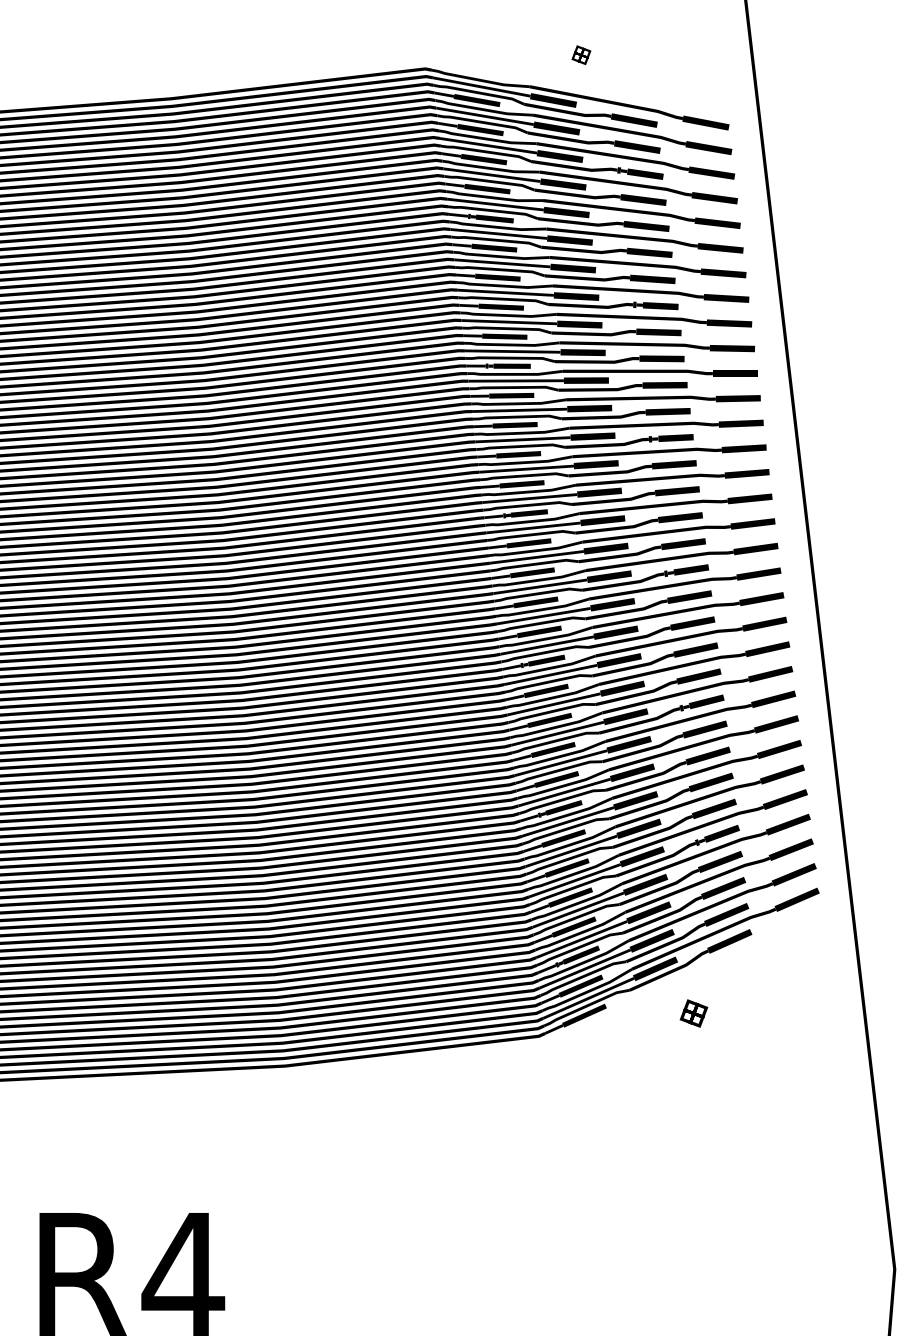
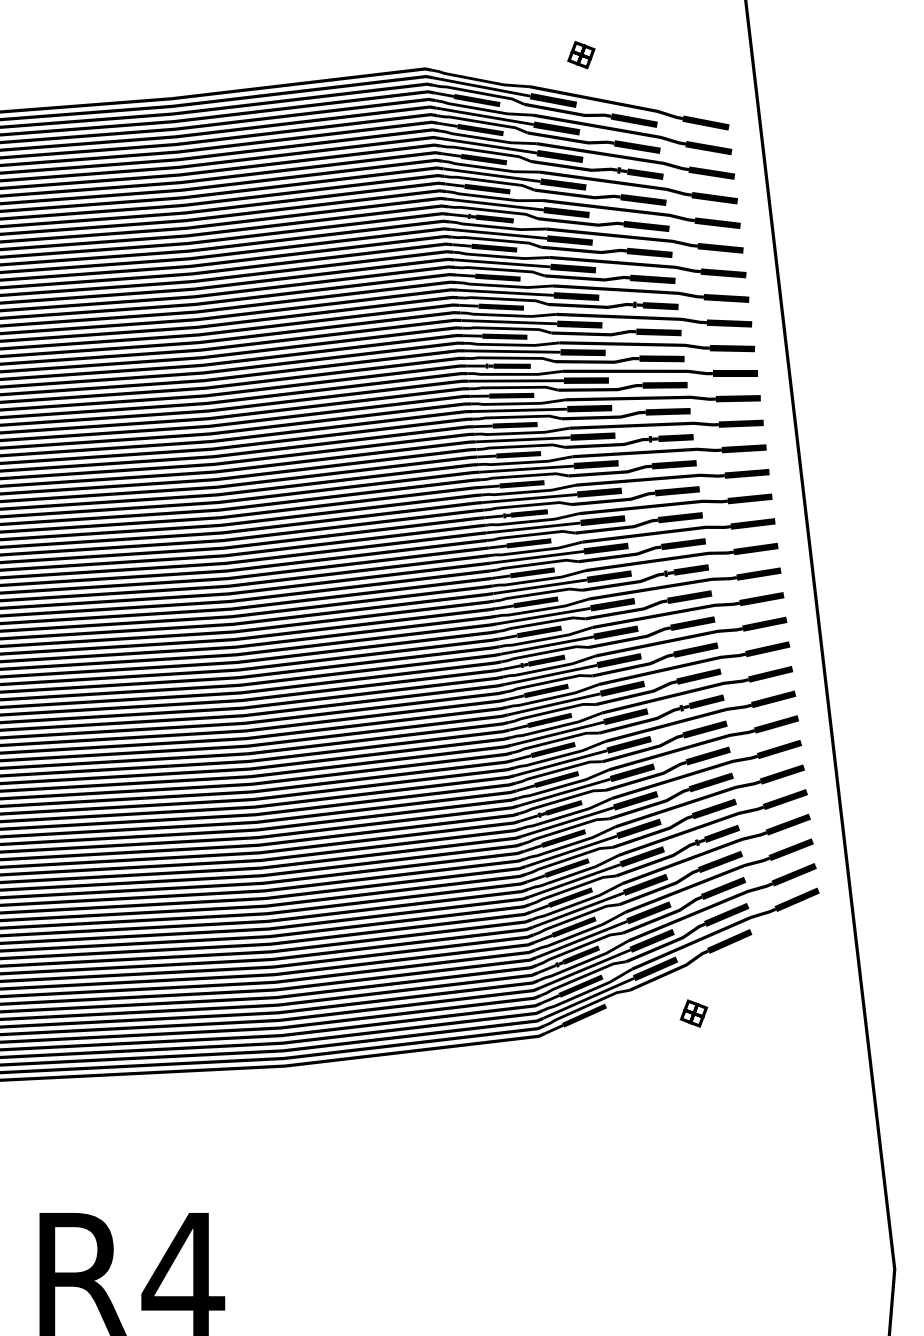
part size: 21x21 px -> 29x29 px (581, 55)
